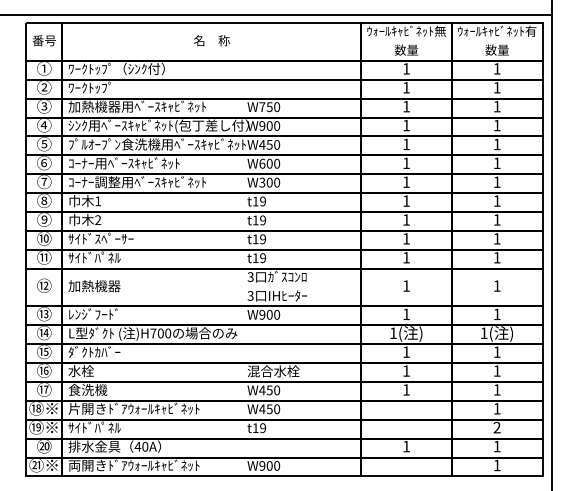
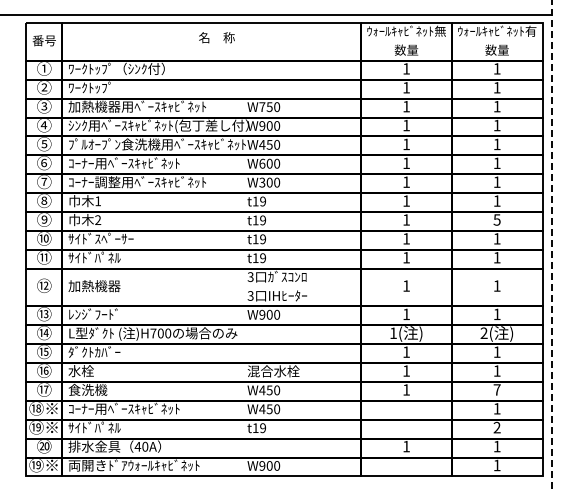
text position: (211, 40) -> (216, 37) (216, 37)
text: 1 -> 5 (496, 219)
line: solid -> dashed (551, 245)
text: 1( -> 2( (483, 332)
text: 1 -> 7 (496, 389)
text: 片開きﾄﾞｱｳｫｰﾙｷｬﾋﾞﾈｯﾄ -> ｺｰﾅｰ用ﾍﾞｰｽｷｬﾋﾞﾈｯﾄ (133, 408)
text: ㉑※ -> ⑲※ (36, 465)
